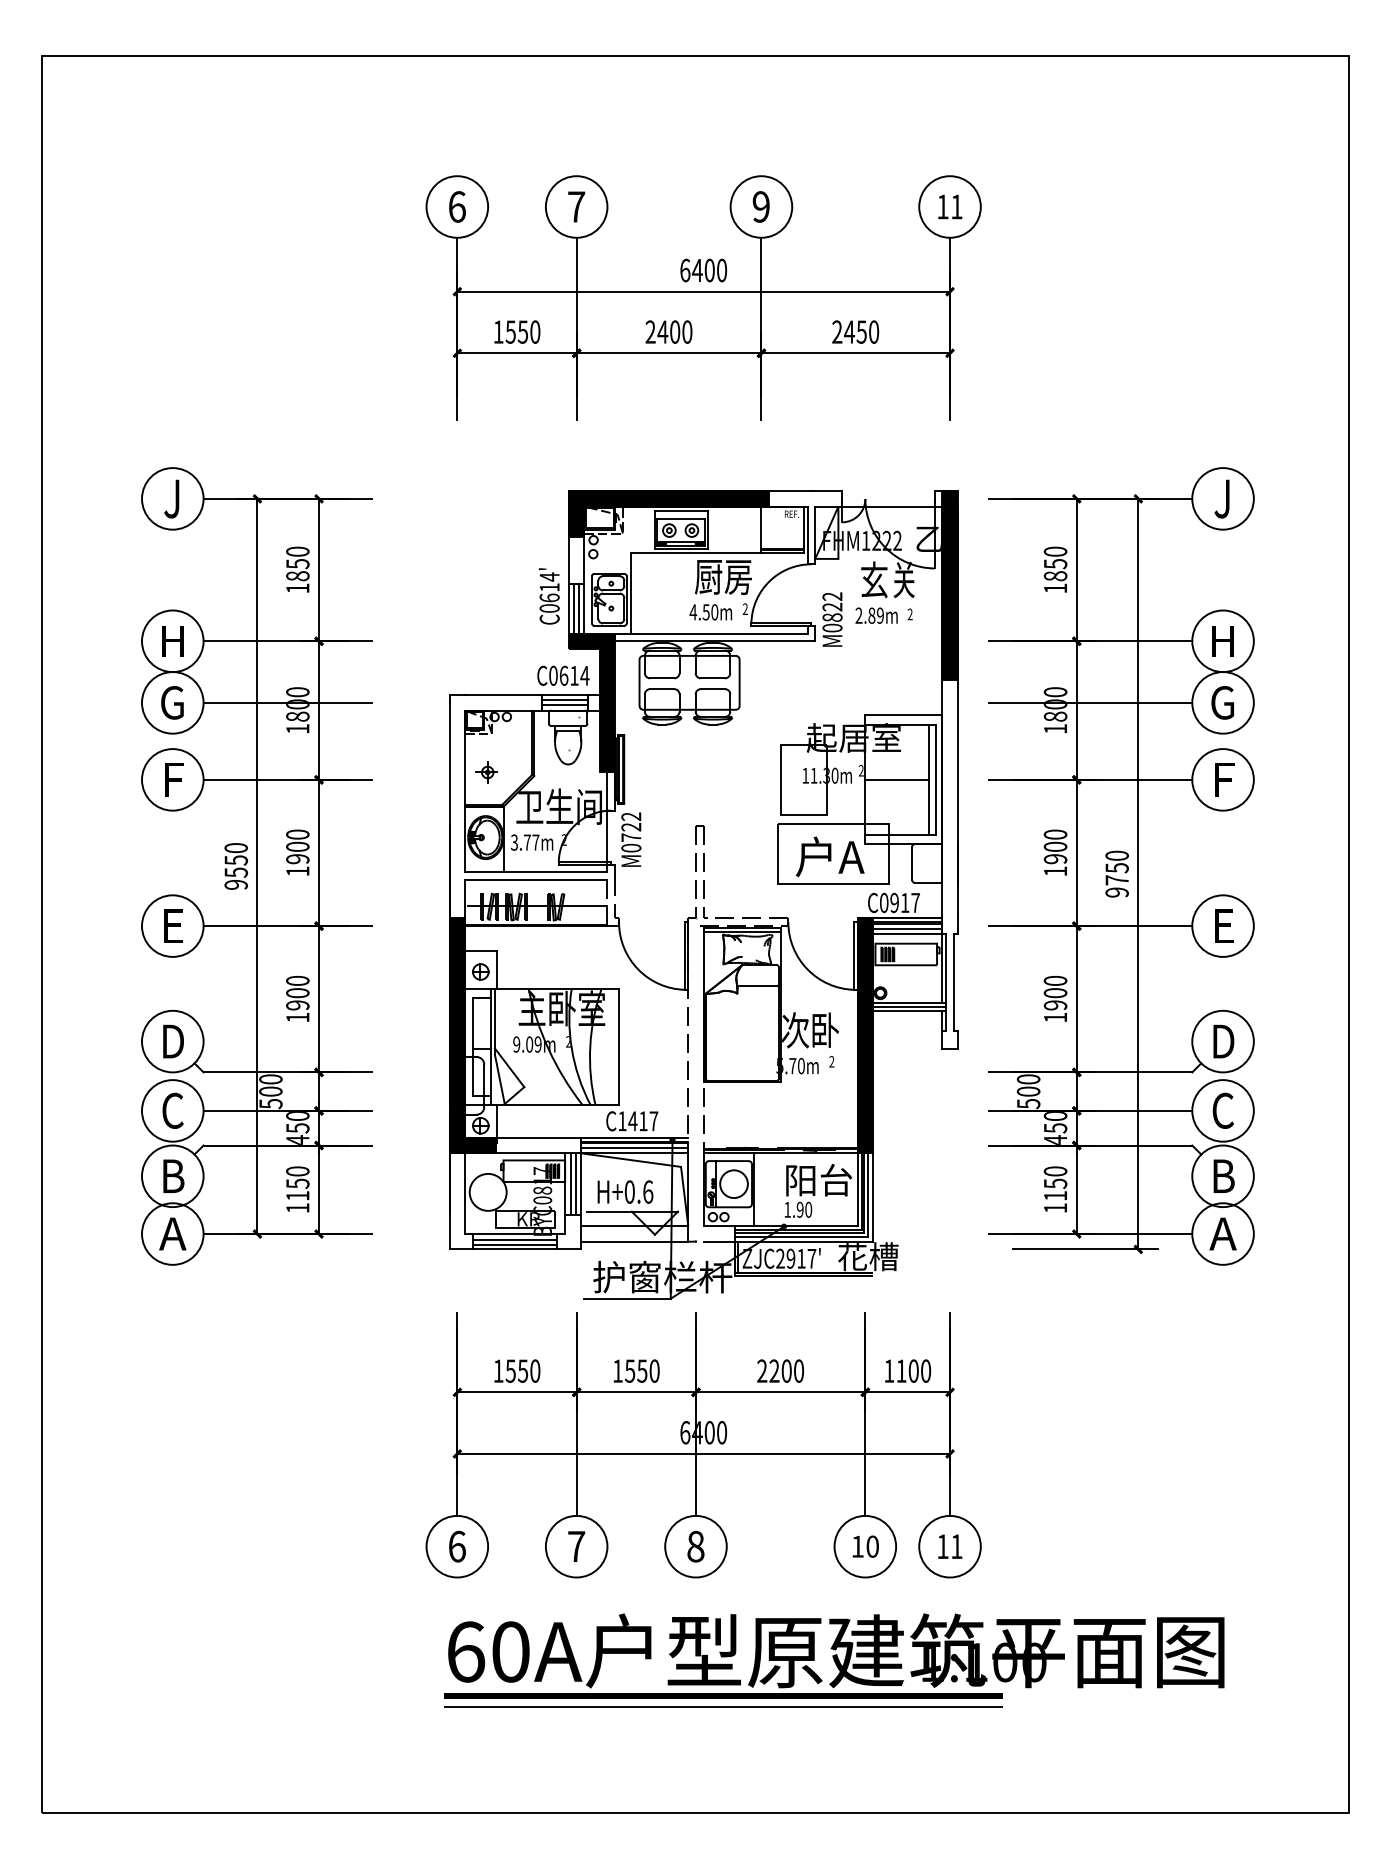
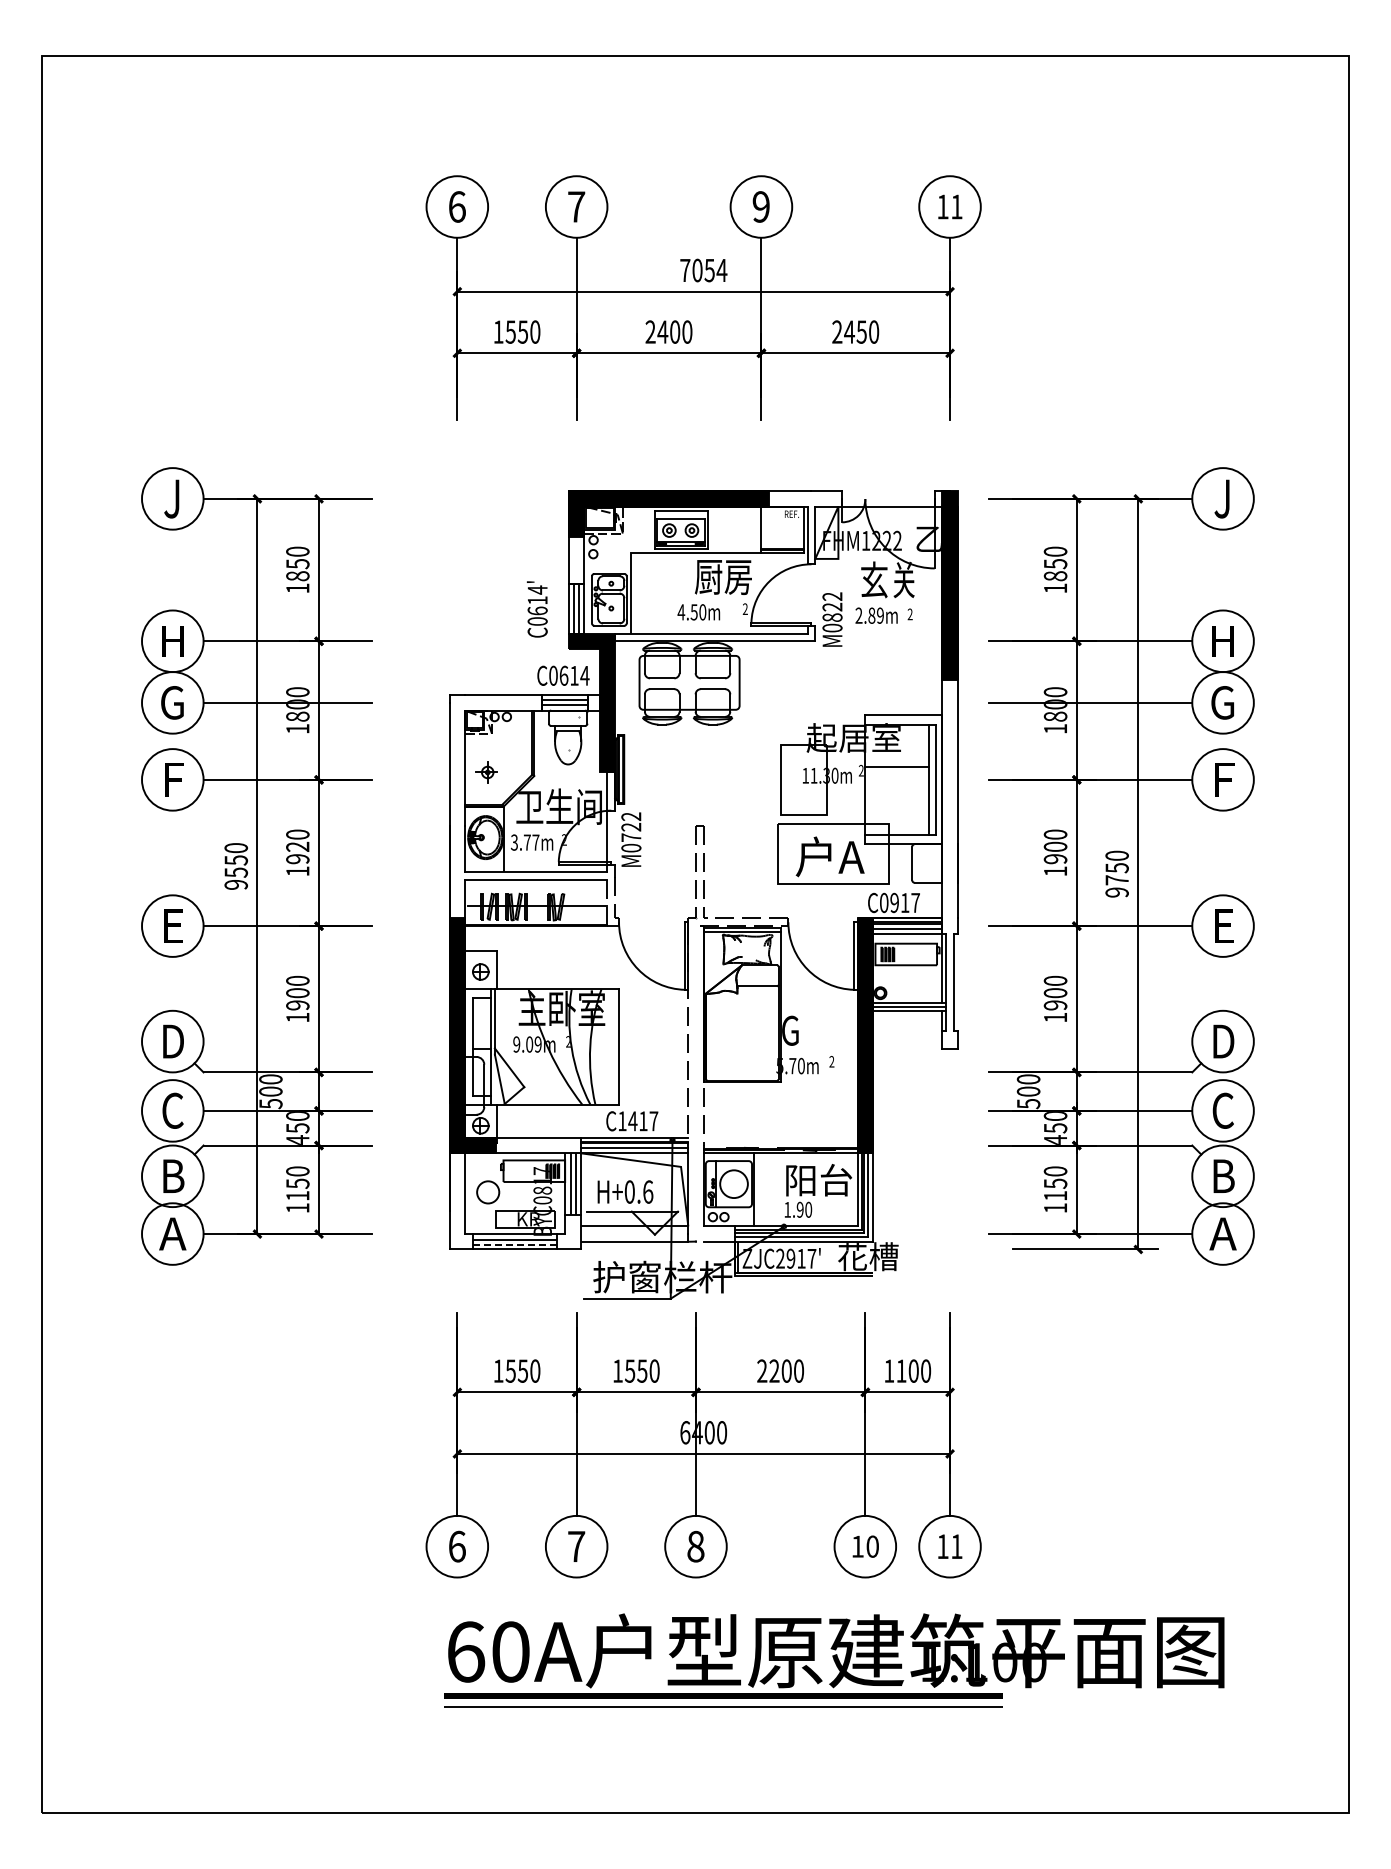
text: 6400 -> 7054 (703, 270)
text position: (548, 596) -> (536, 609) (536, 609)
text position: (710, 612) -> (698, 612) (698, 612)
line position: (896, 779) -> (896, 766) (896, 766)
text: 1900 -> 1920 (297, 846)
text: 次卧 -> G (810, 1030)
circle diameter: 37 px -> 22 px (488, 1192)
line: solid -> dashed (515, 1244)
